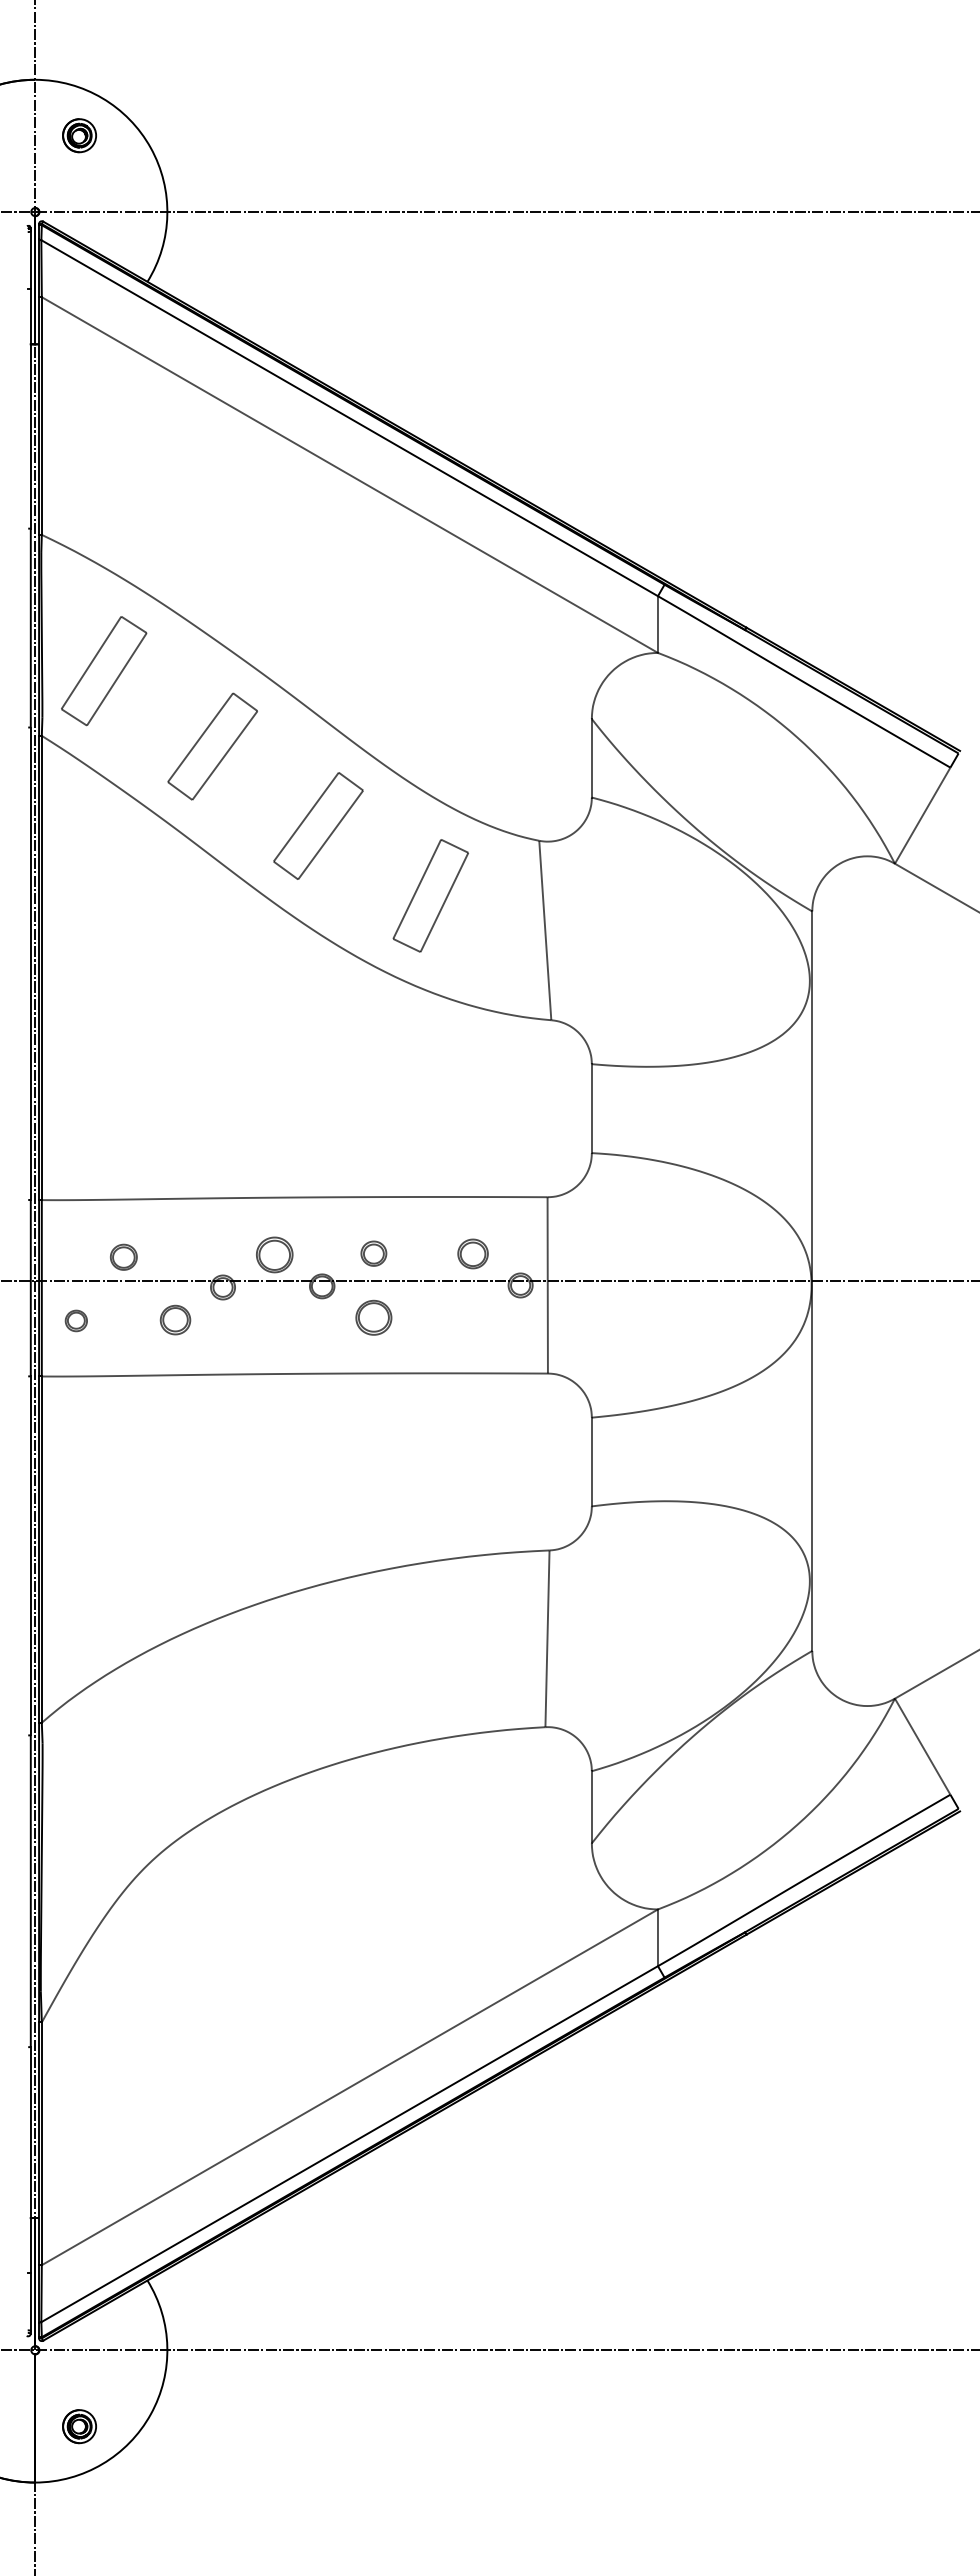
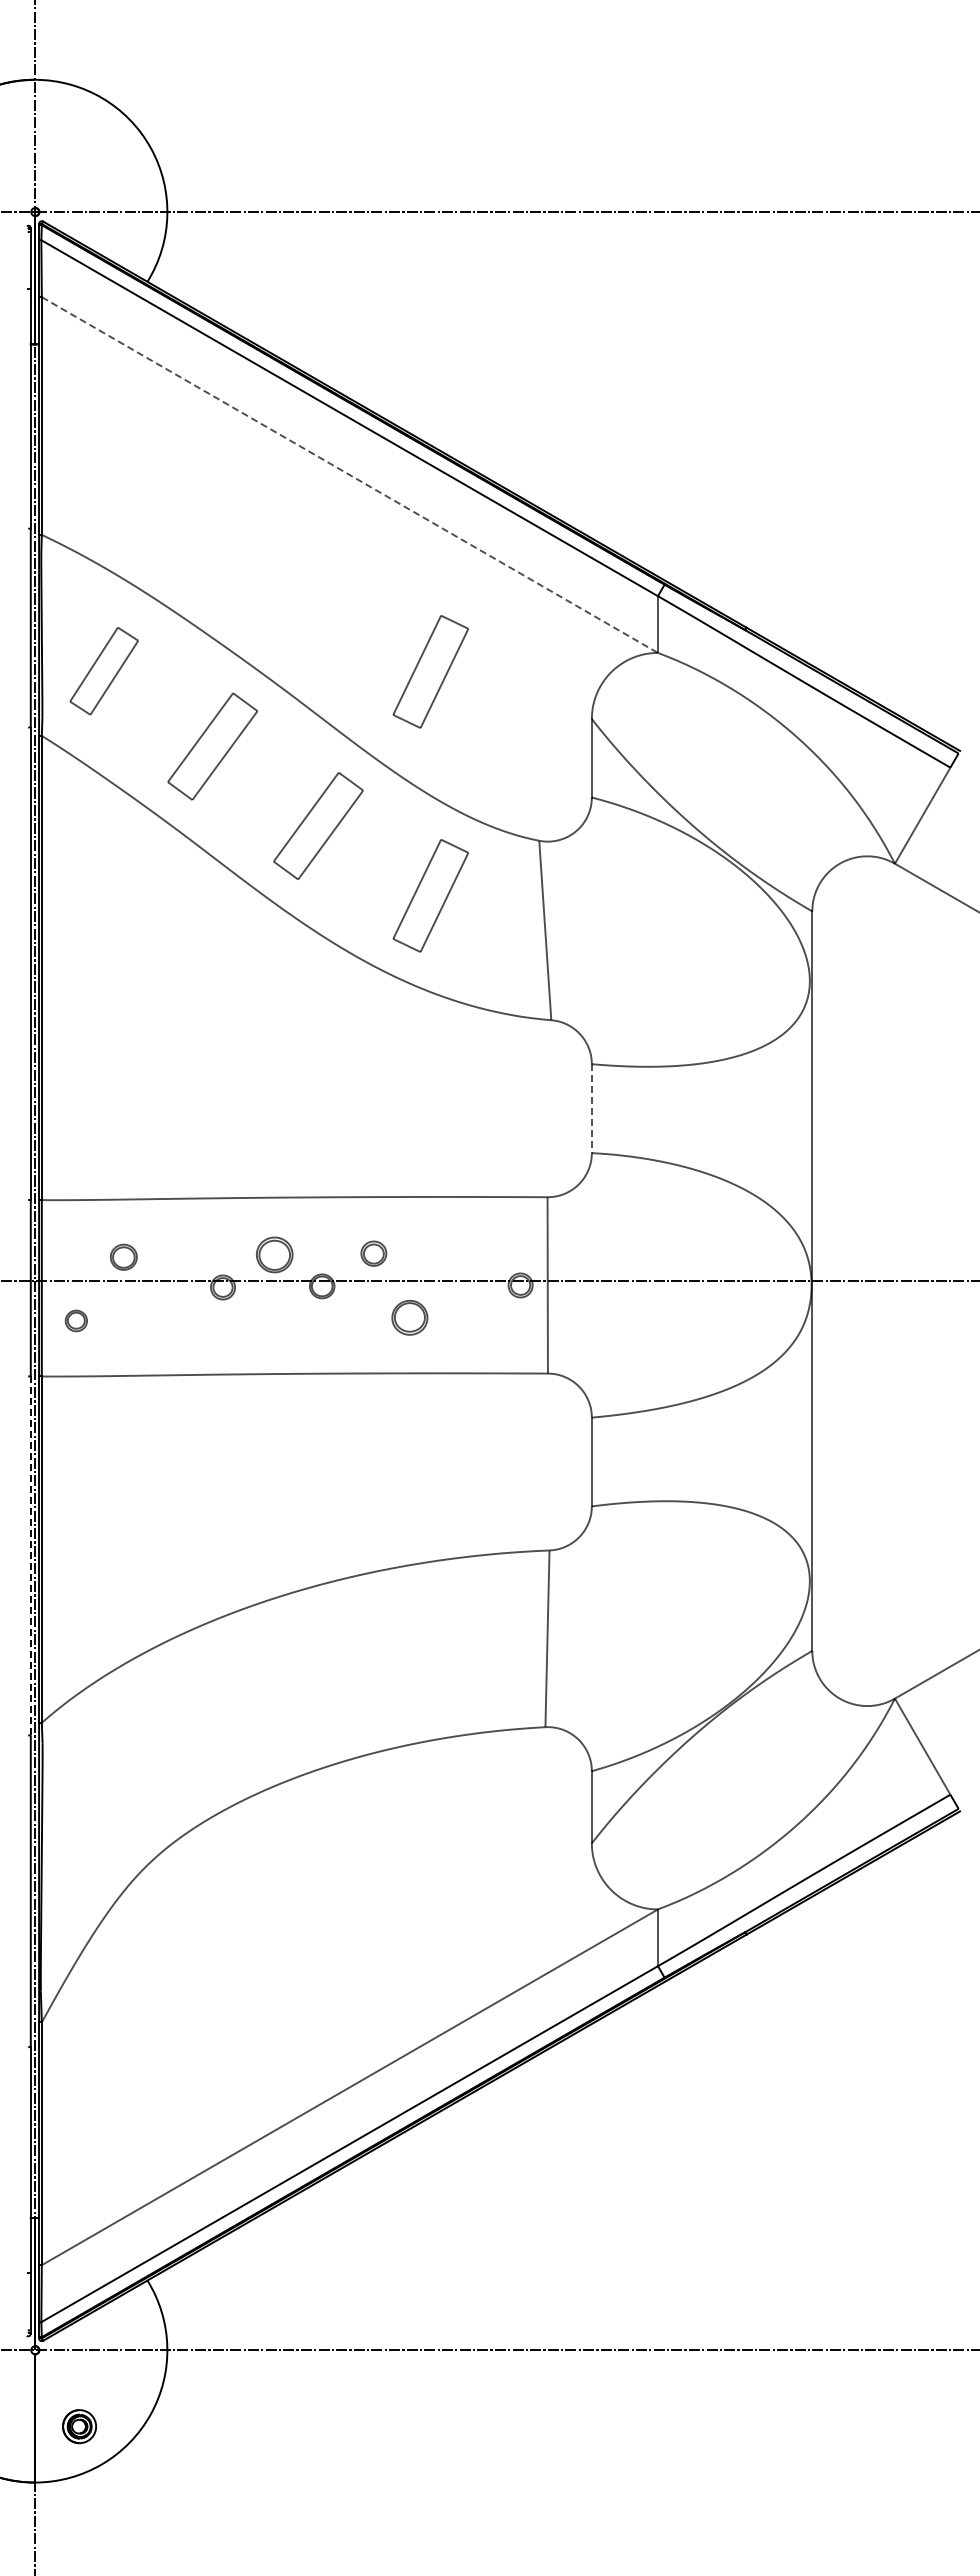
part: present -> none (79, 135)
line: solid -> dashed (349, 475)
part size: 87x111 px -> 70x89 px (103, 671)
part: none -> present (430, 671)
line: solid -> dashed (591, 1109)
part: present -> none (472, 1253)
part position: (373, 1317) -> (409, 1317) (409, 1317)
part: present -> none (175, 1319)
line: solid -> dashed (30, 1556)
